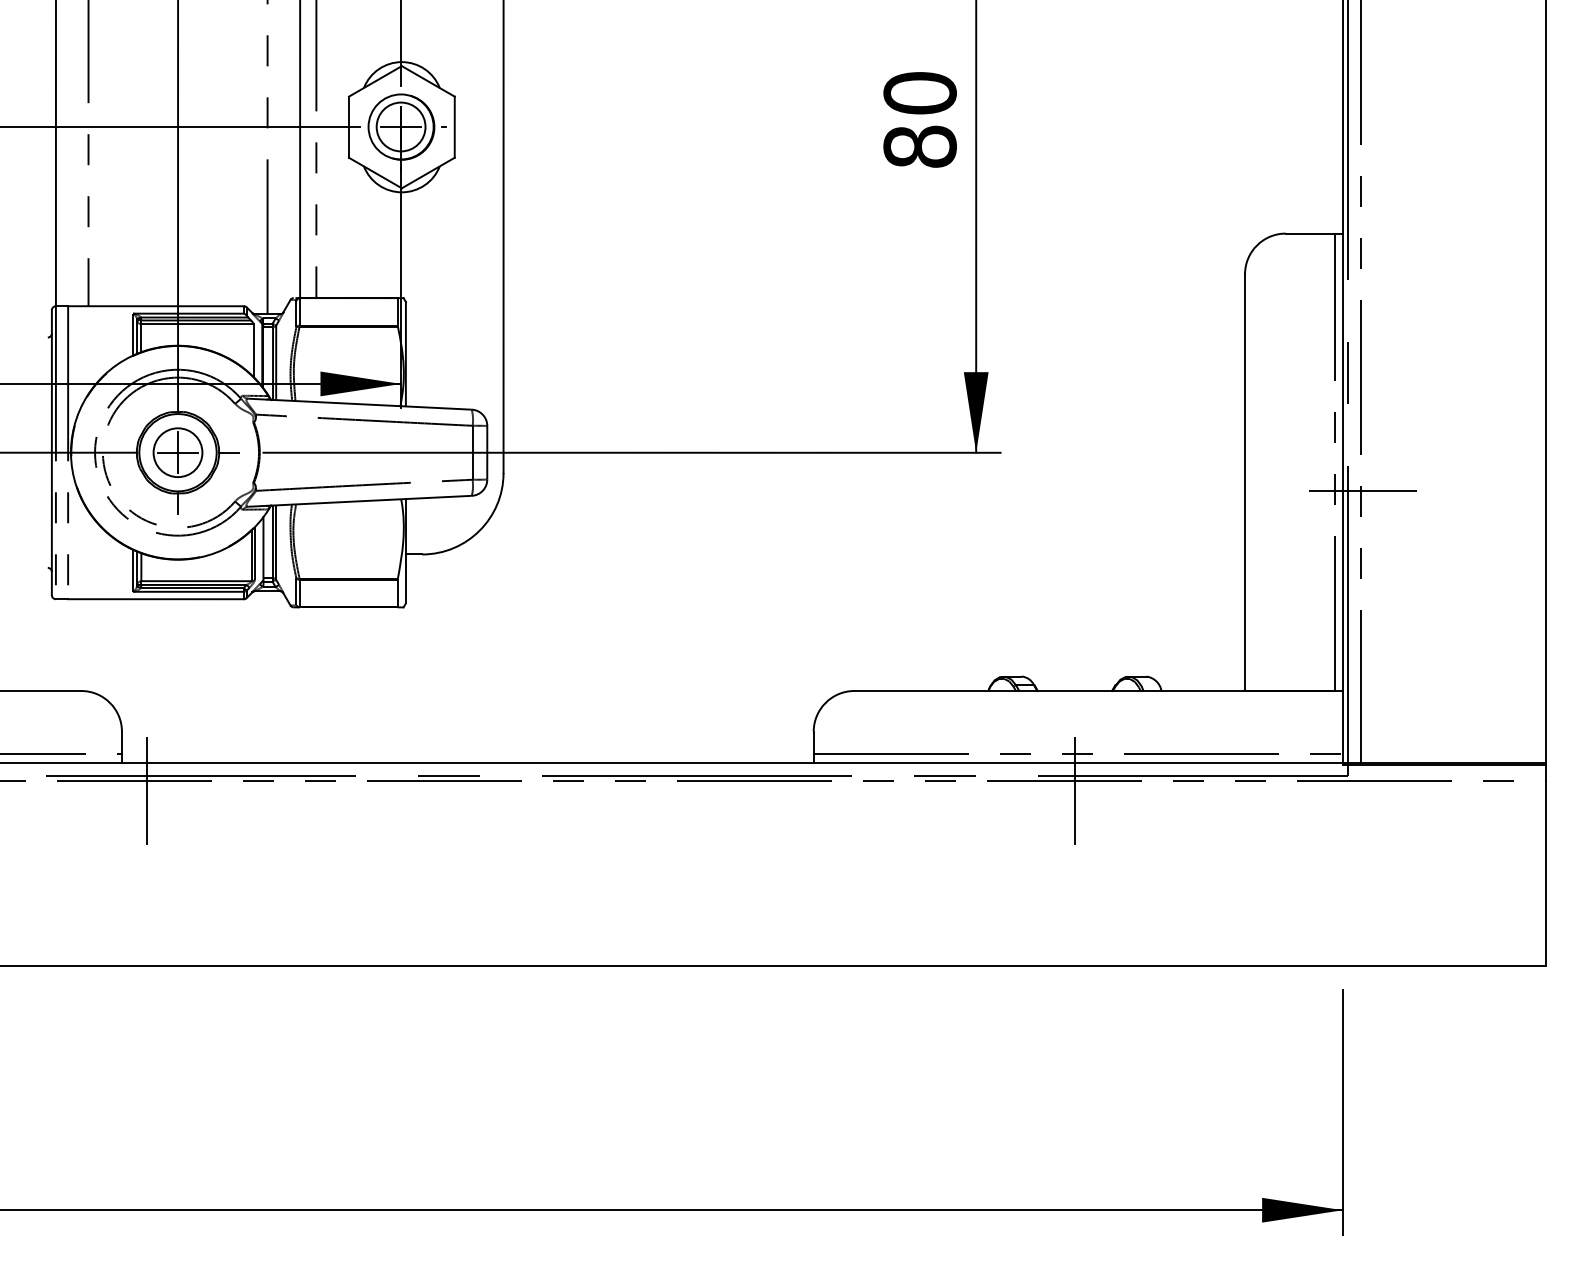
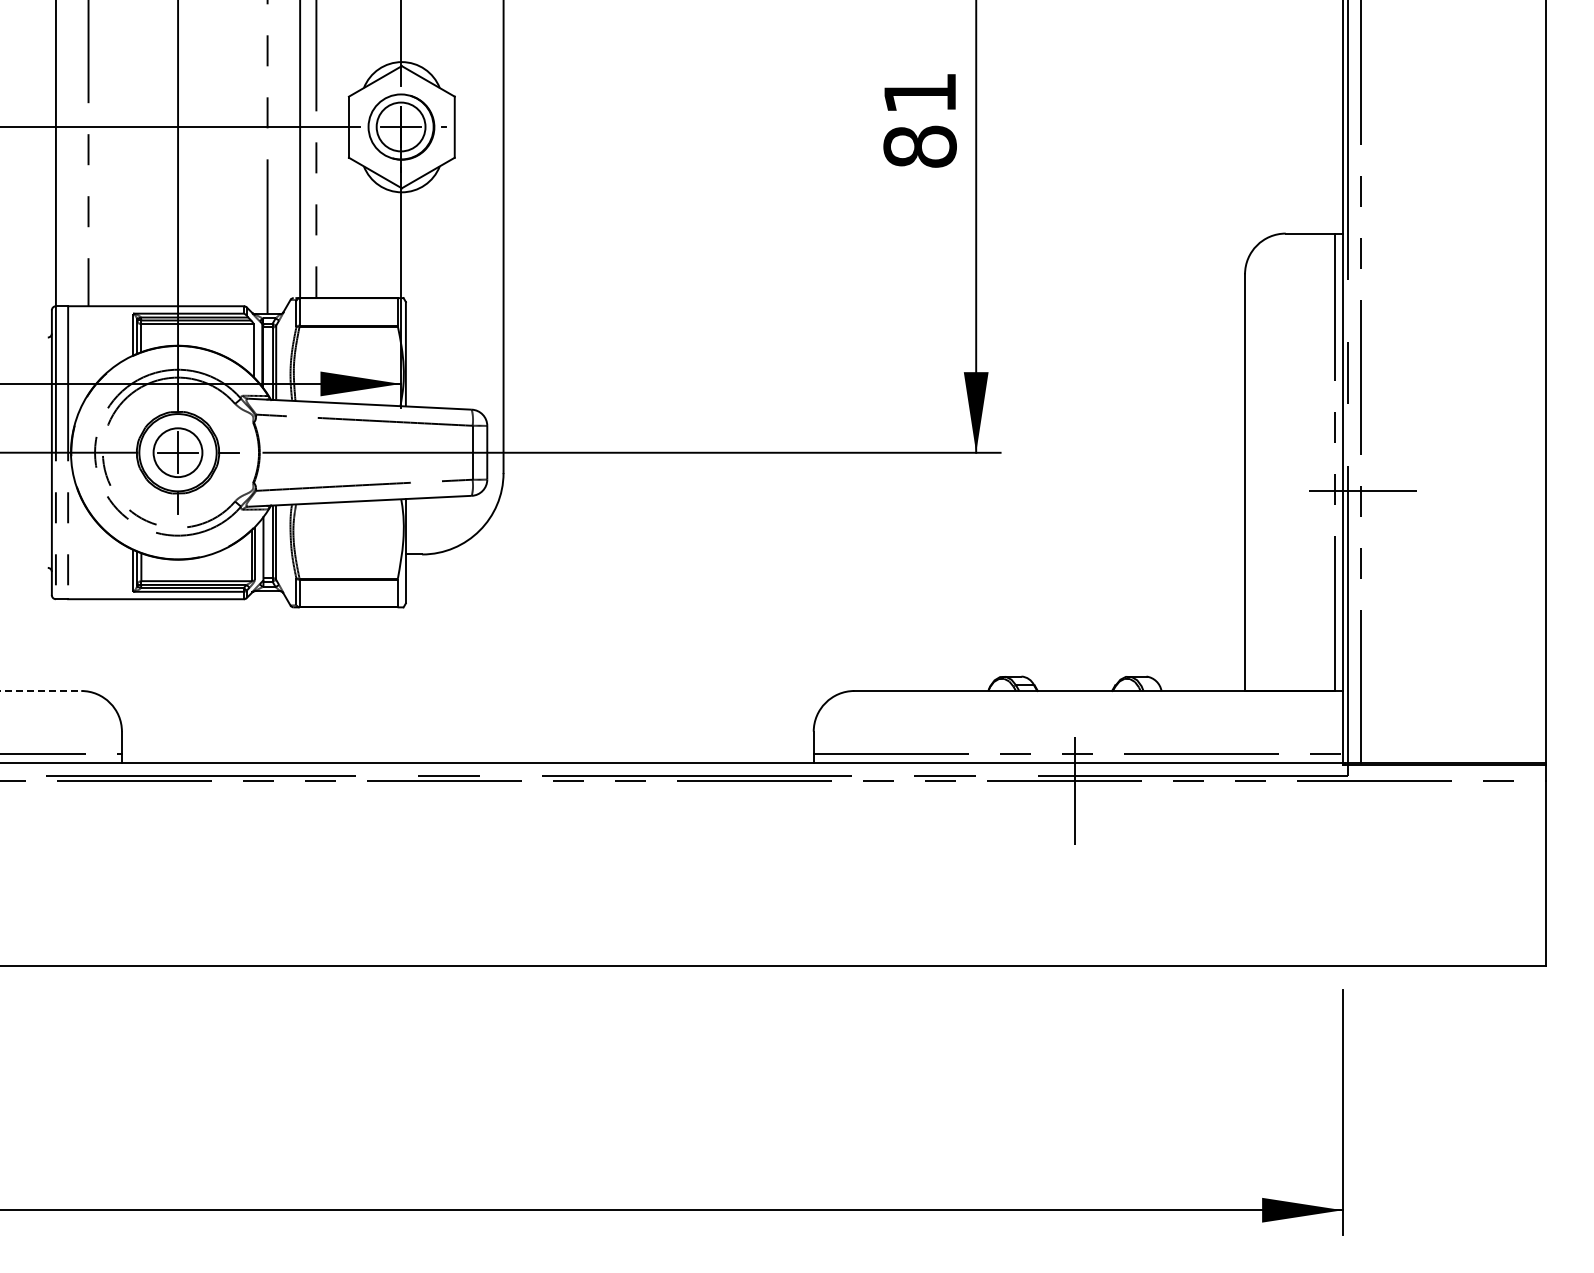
text: 80 -> 81 (919, 93)
line: solid -> dashed (41, 690)
line: present -> none (147, 790)
